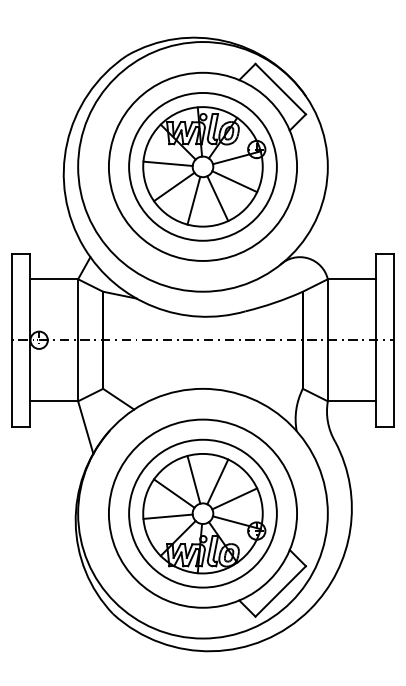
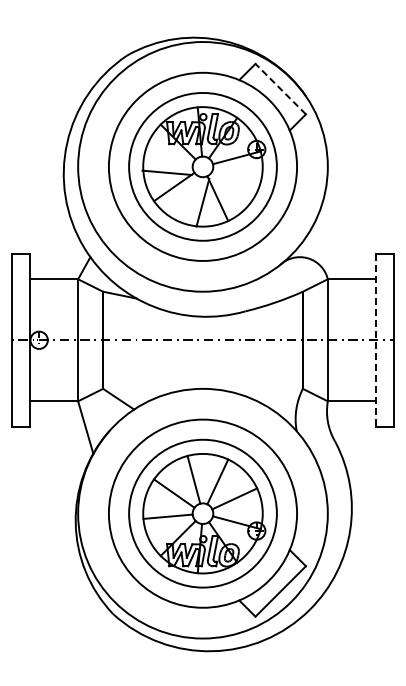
line: solid -> dashed (280, 89)
line position: (167, 163) -> (166, 172) (166, 172)
line: present -> none (234, 181)
line position: (193, 200) -> (202, 202) (202, 202)
line: solid -> dashed (376, 340)
